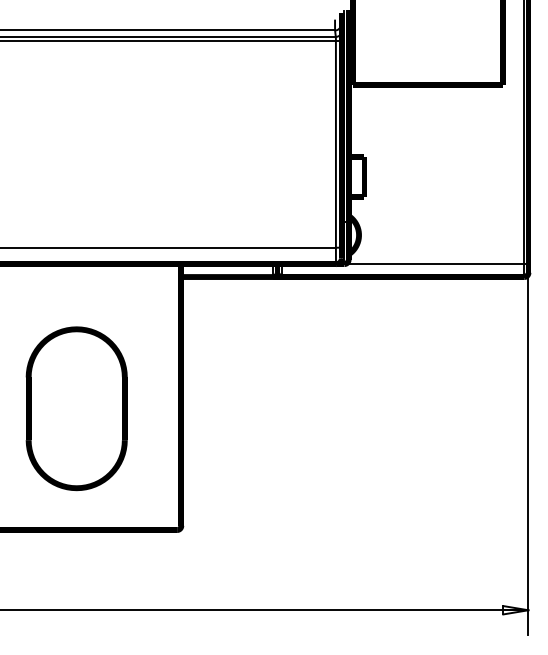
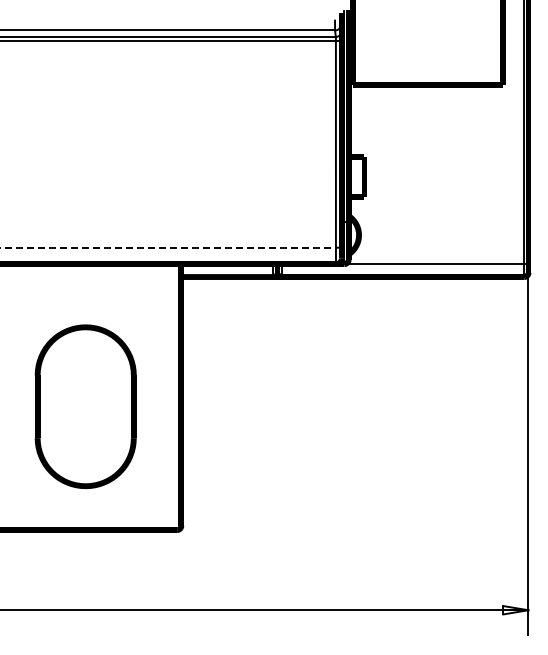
line: solid -> dashed (168, 247)
part position: (76, 408) -> (85, 406) (85, 406)
